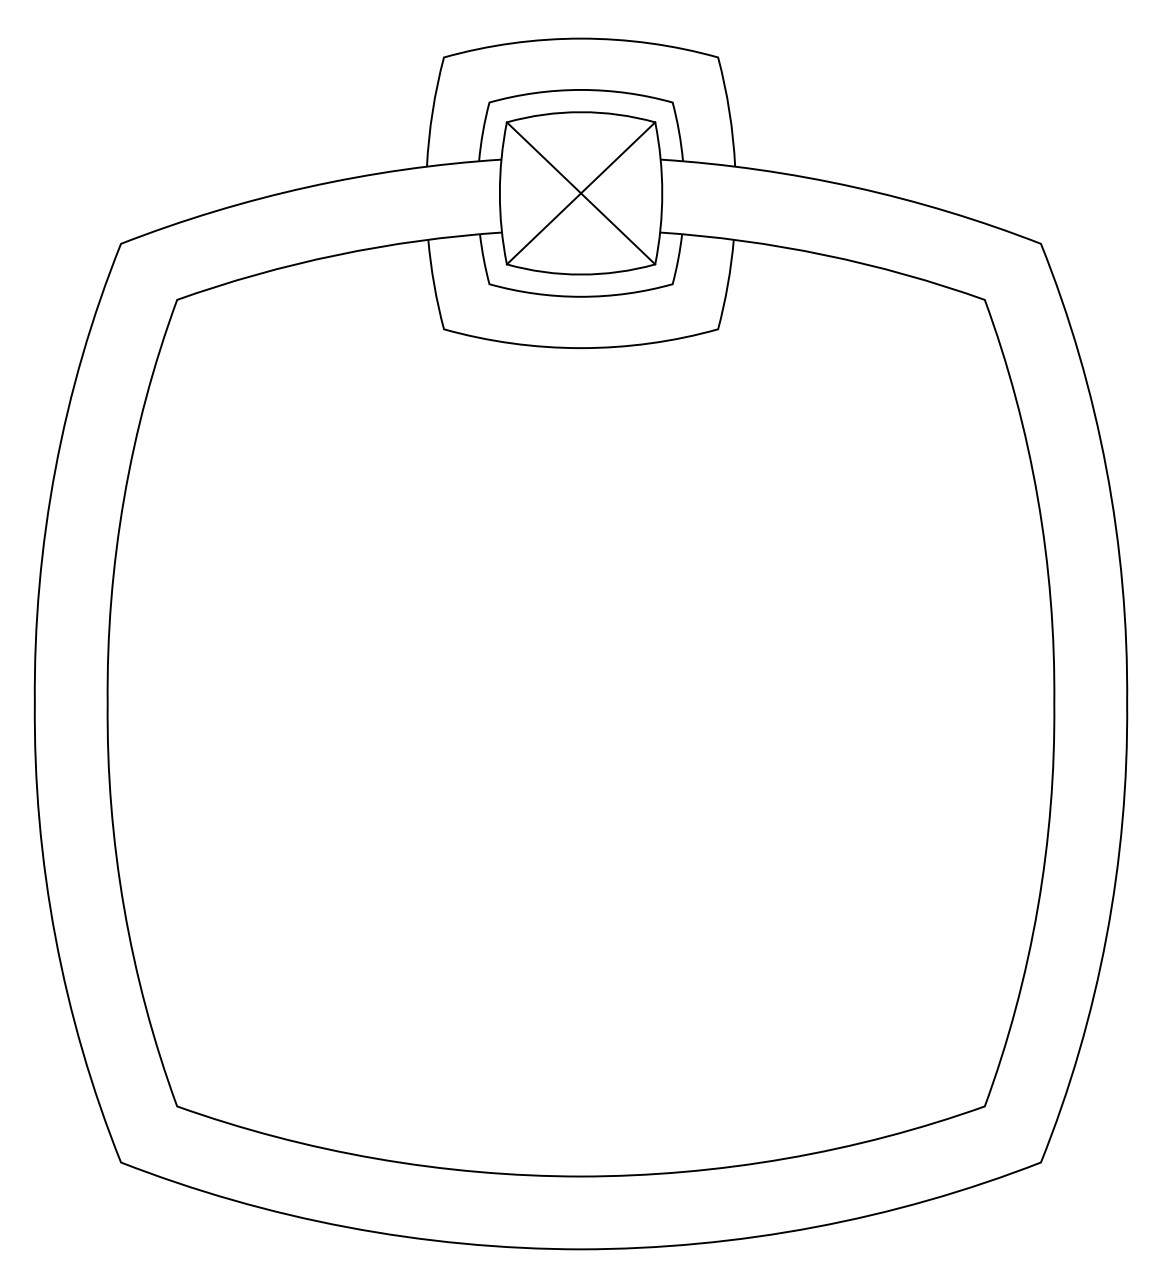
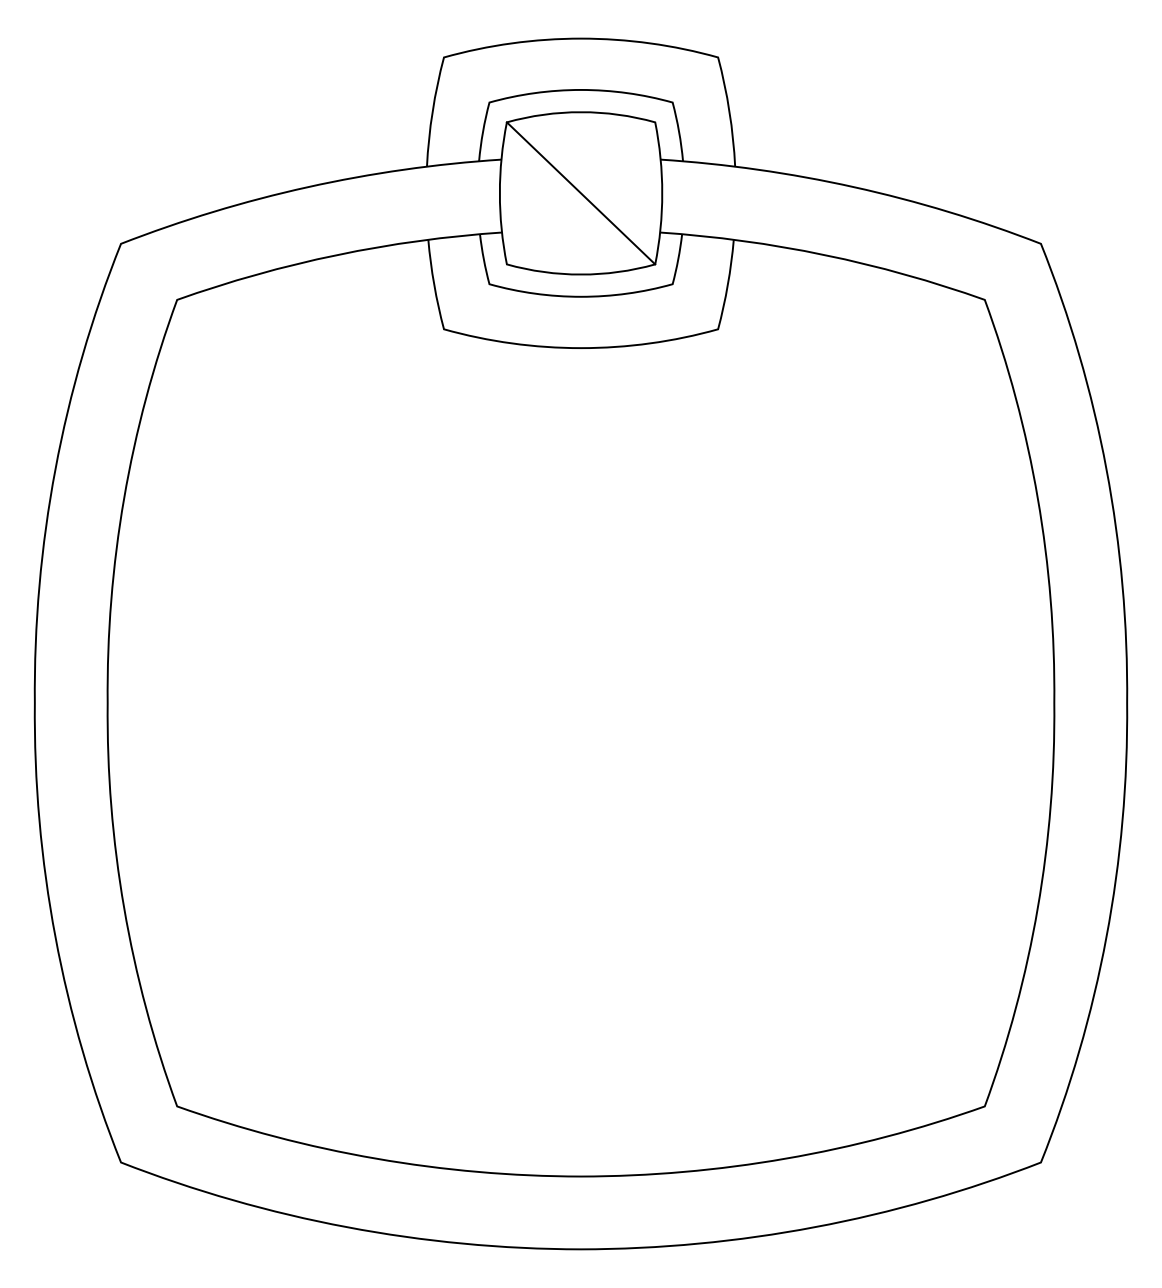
line: present -> none (580, 193)
